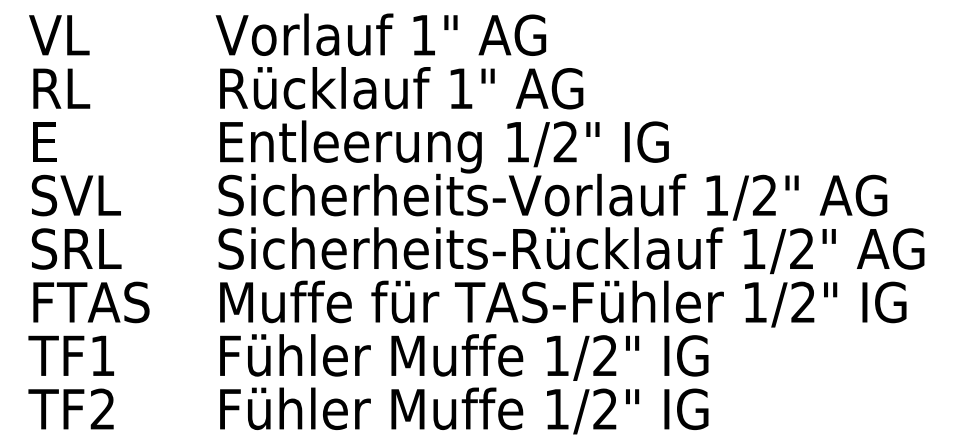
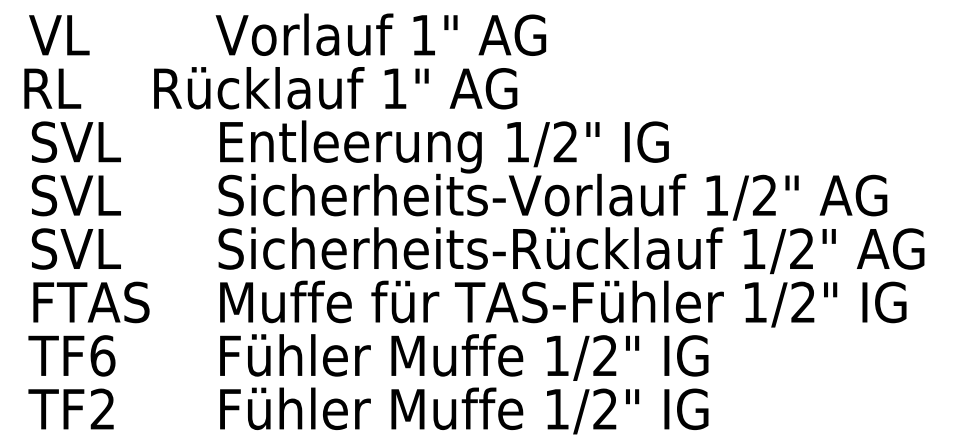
text position: (61, 88) -> (52, 88) (52, 88)
text position: (401, 88) -> (335, 88) (335, 88)
text: E -> SVL (75, 141)
text: SRL -> SVL (90, 248)
text: TF1 -> TF6 (102, 355)
